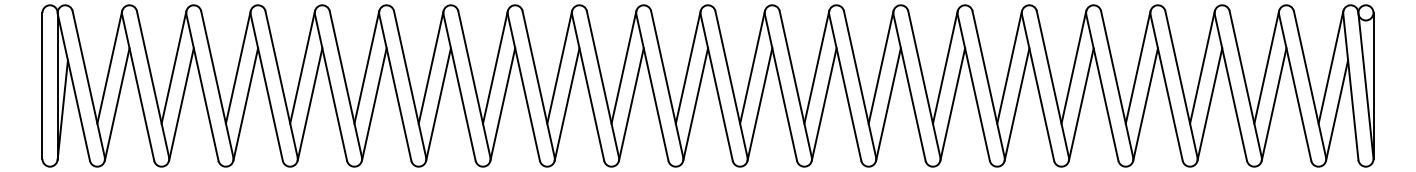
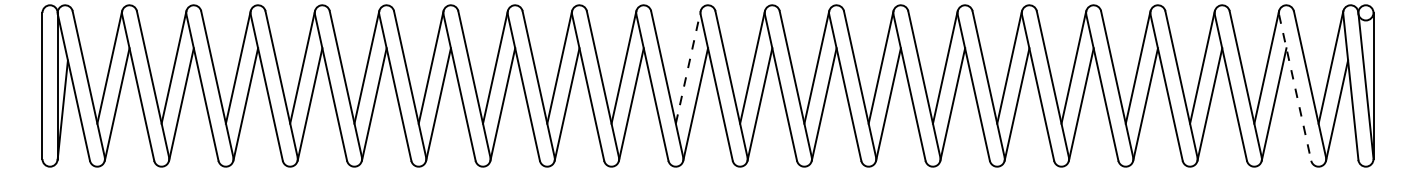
line: solid -> dashed (688, 67)
line: solid -> dashed (1295, 87)
